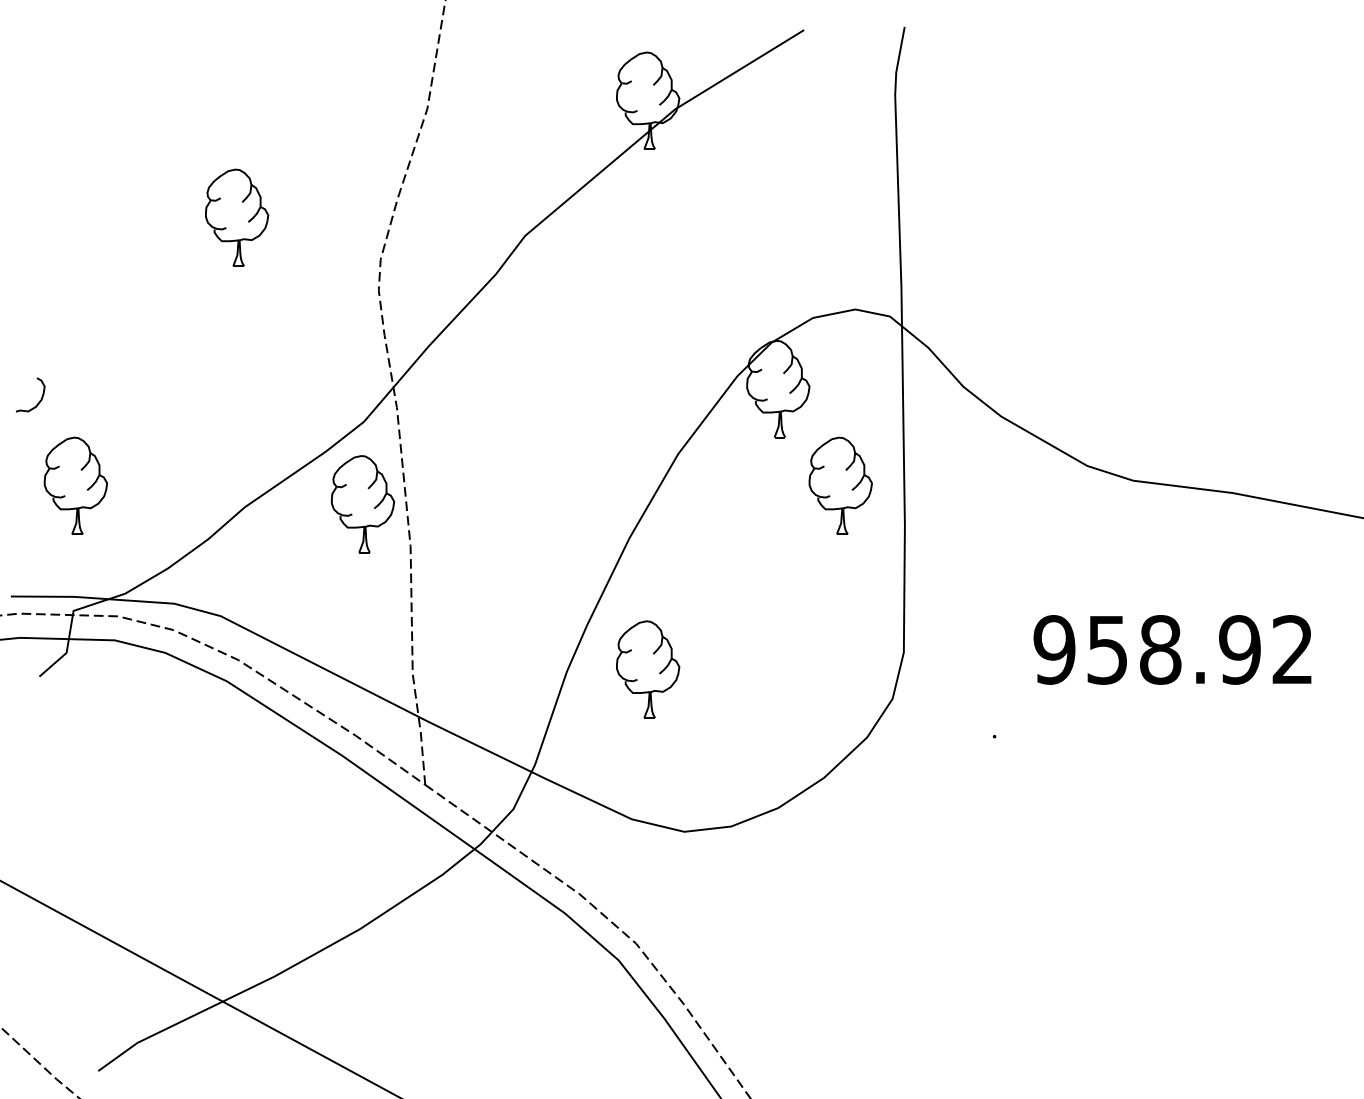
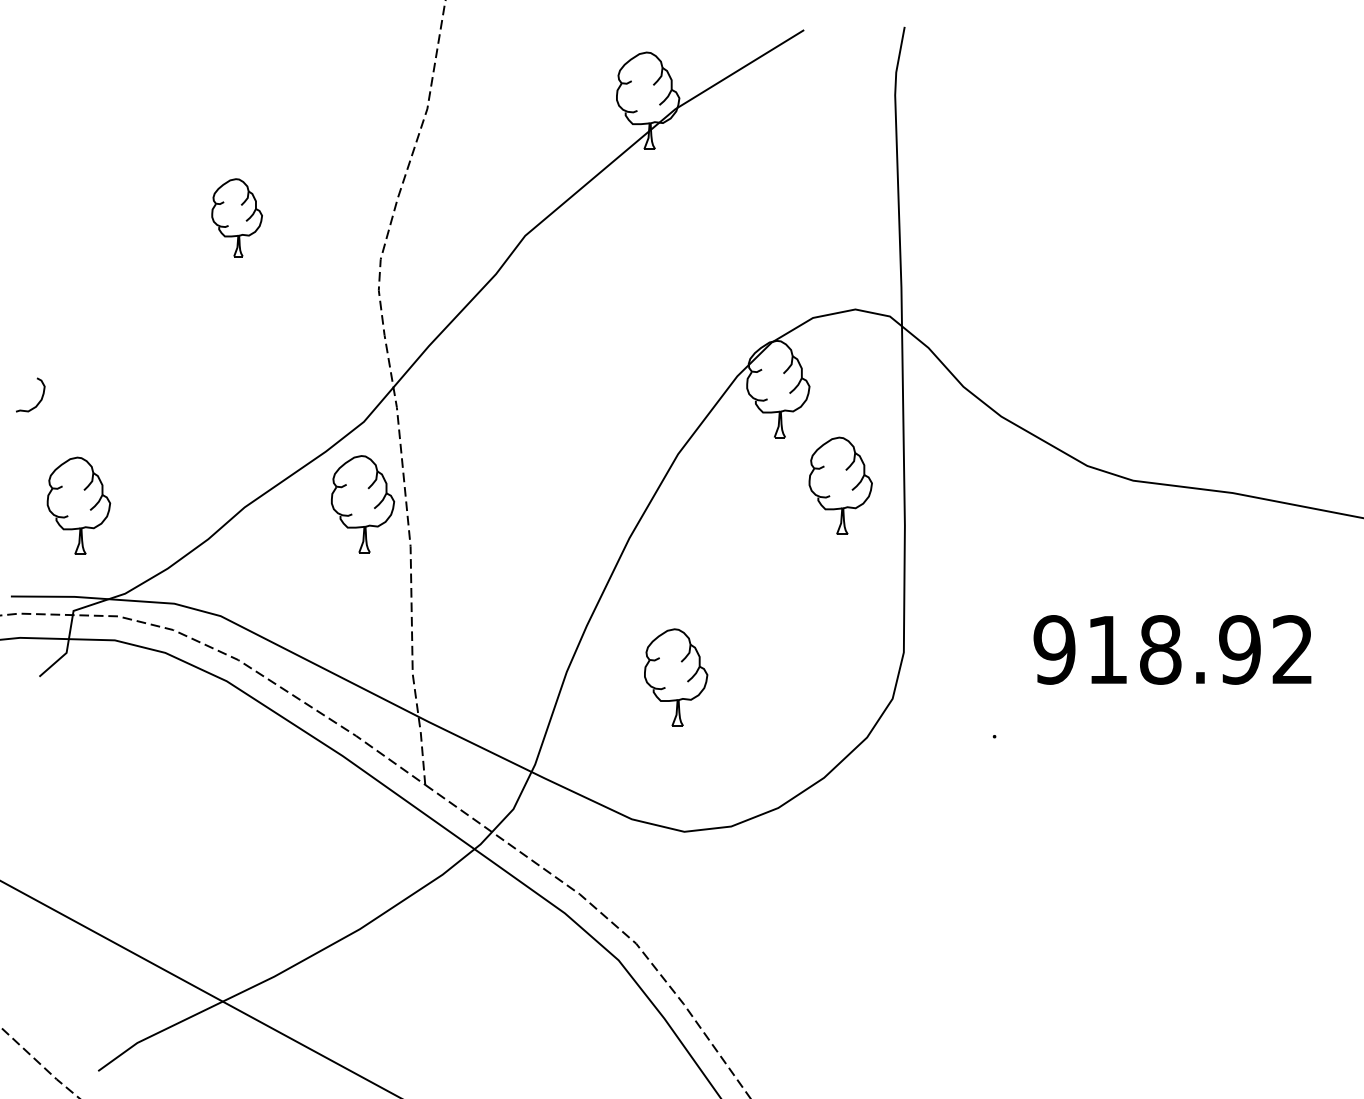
part size: 65x99 px -> 52x80 px (236, 217)
part position: (75, 485) -> (78, 505) (78, 505)
text: 958.92 -> 918.92 (1106, 650)
part position: (648, 669) -> (676, 677) (676, 677)
